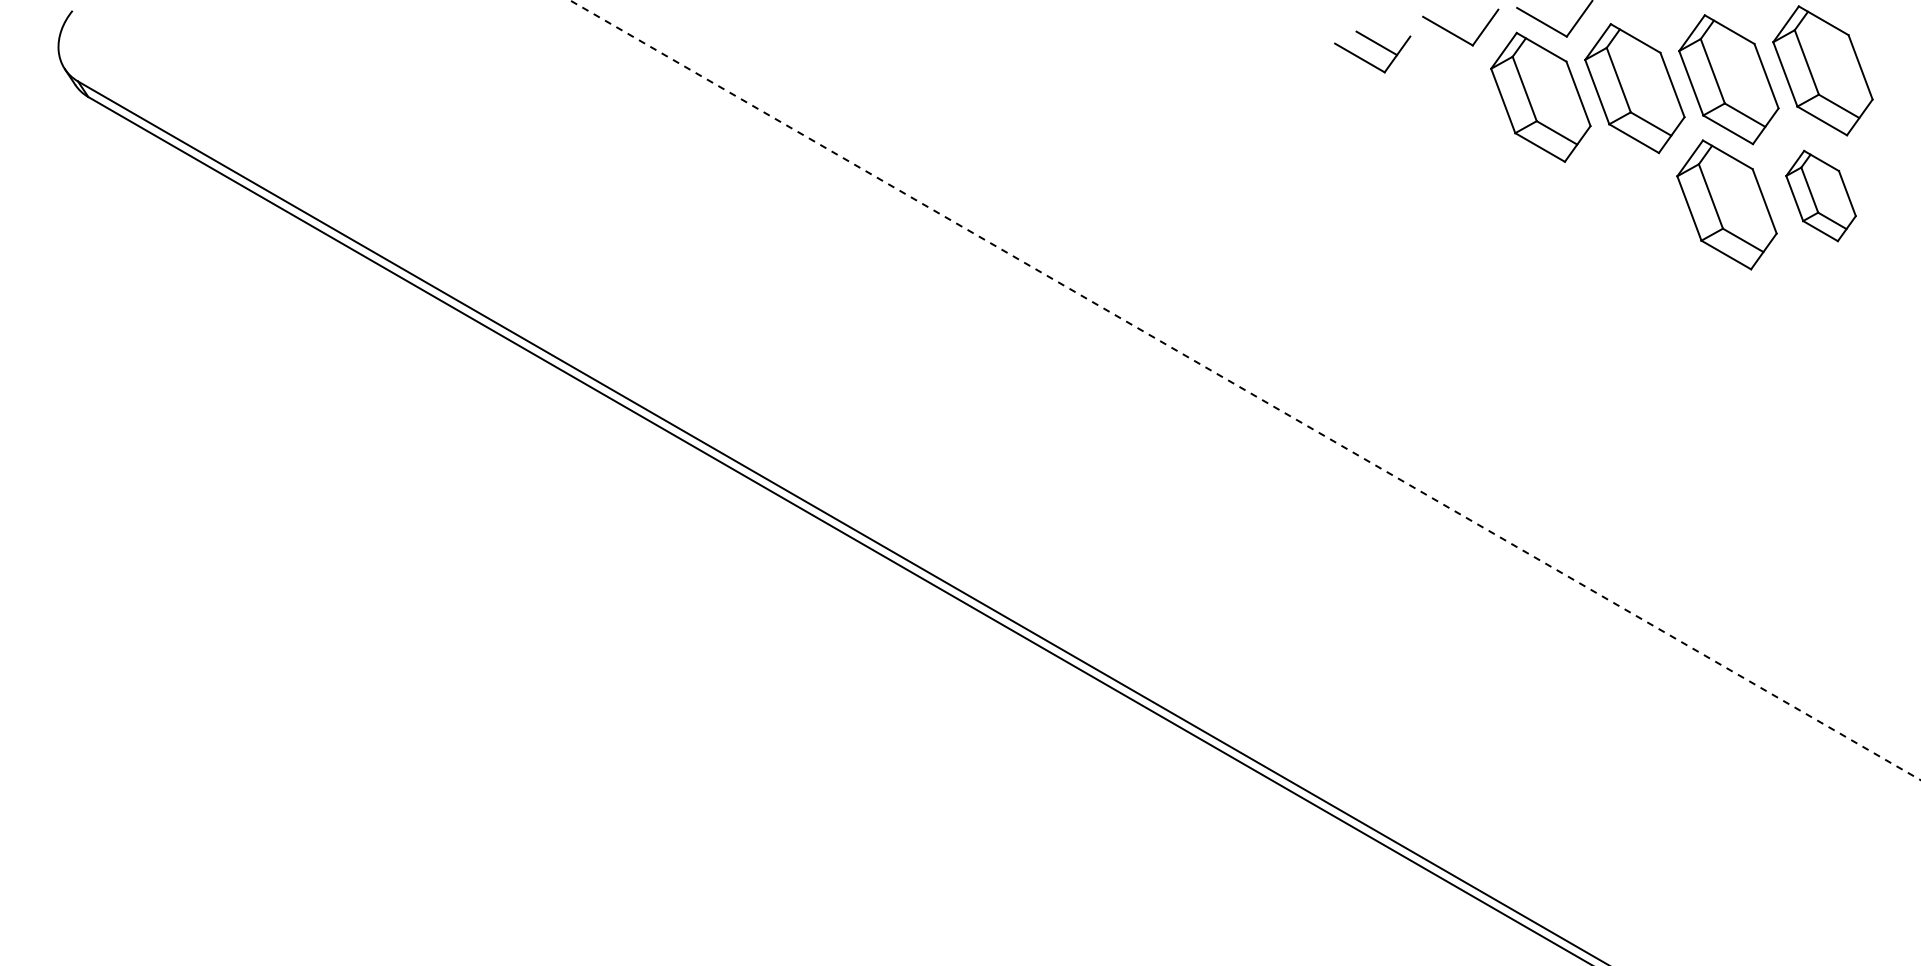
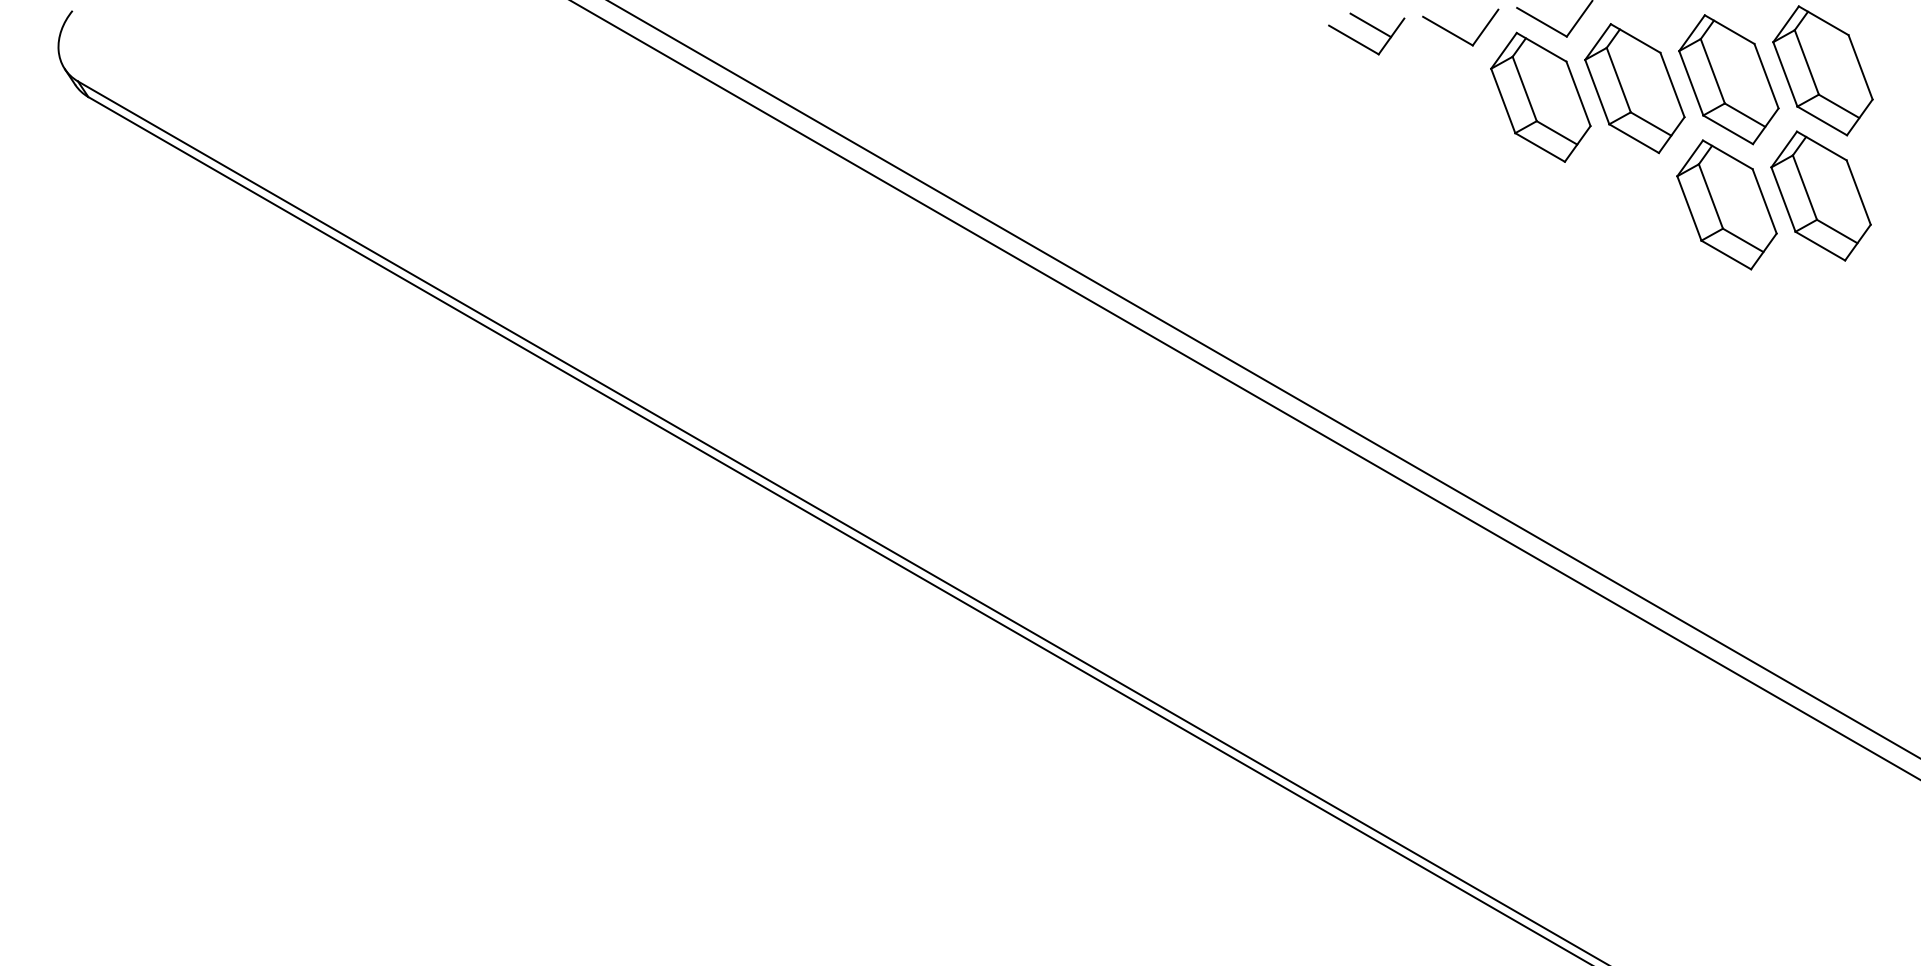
part position: (1376, 44) -> (1370, 26) (1370, 26)
part size: 72x94 px -> 102x132 px (1820, 195)
line: none -> present (1263, 379)
line: dashed -> solid (1245, 390)
